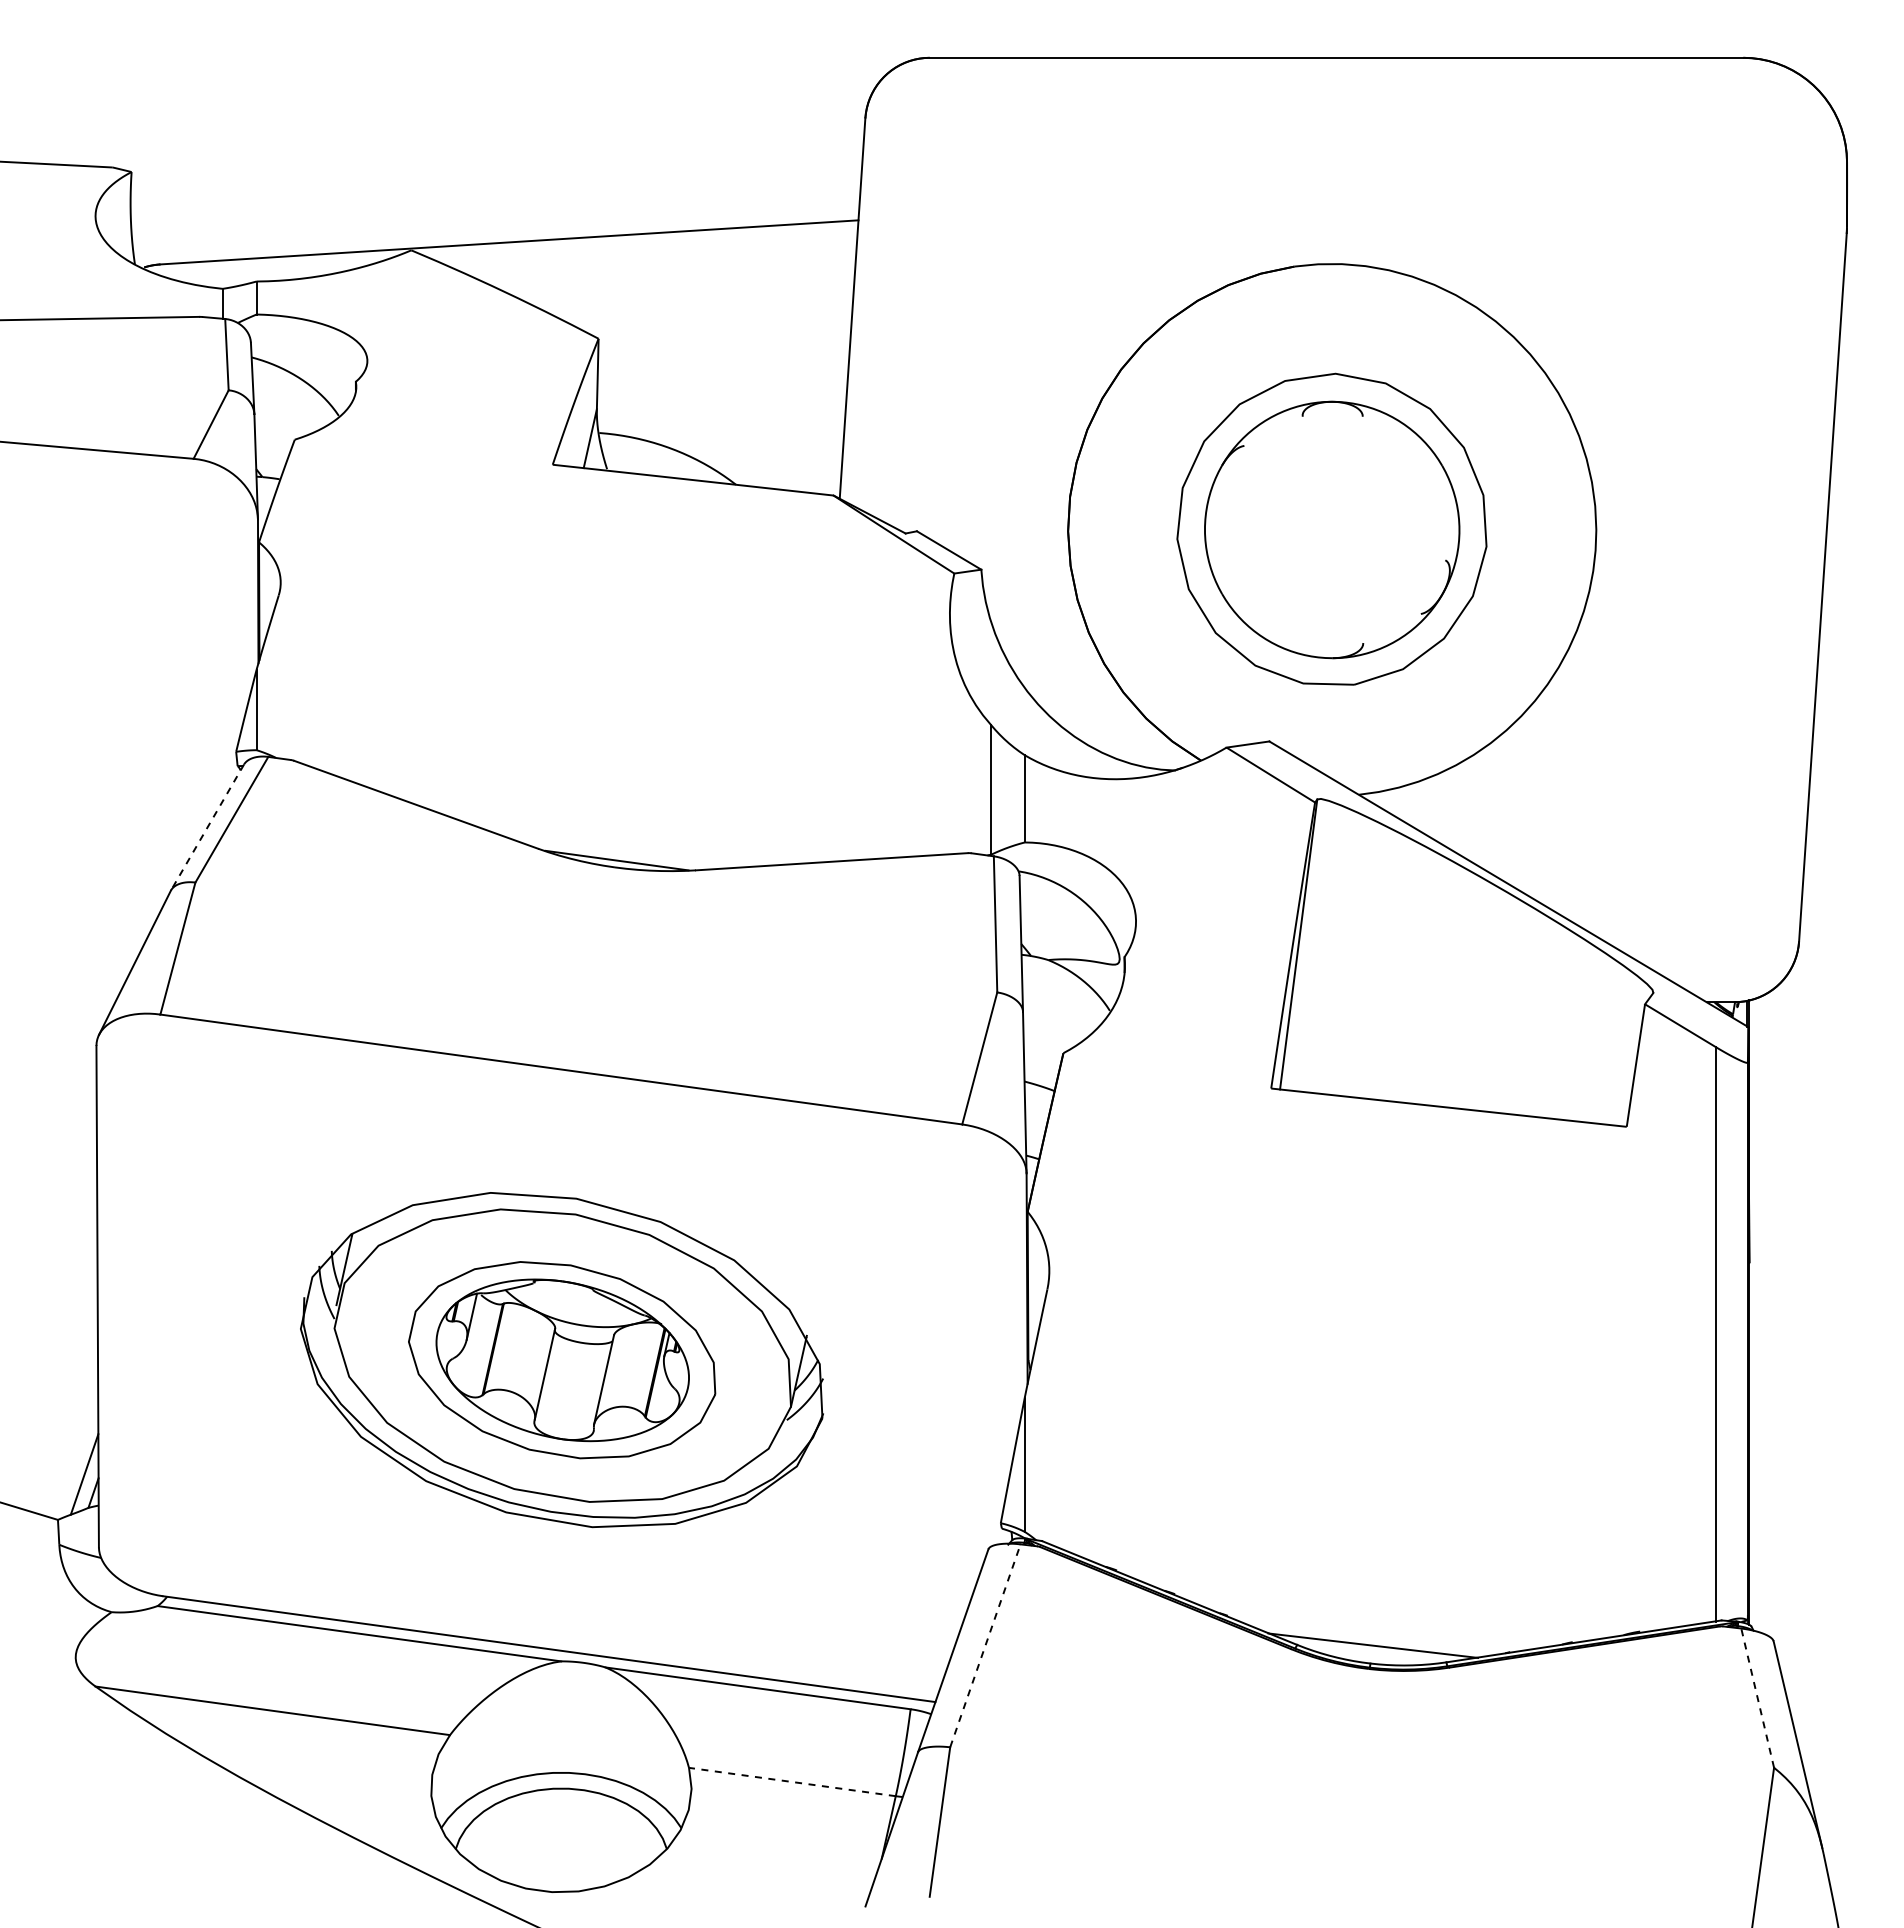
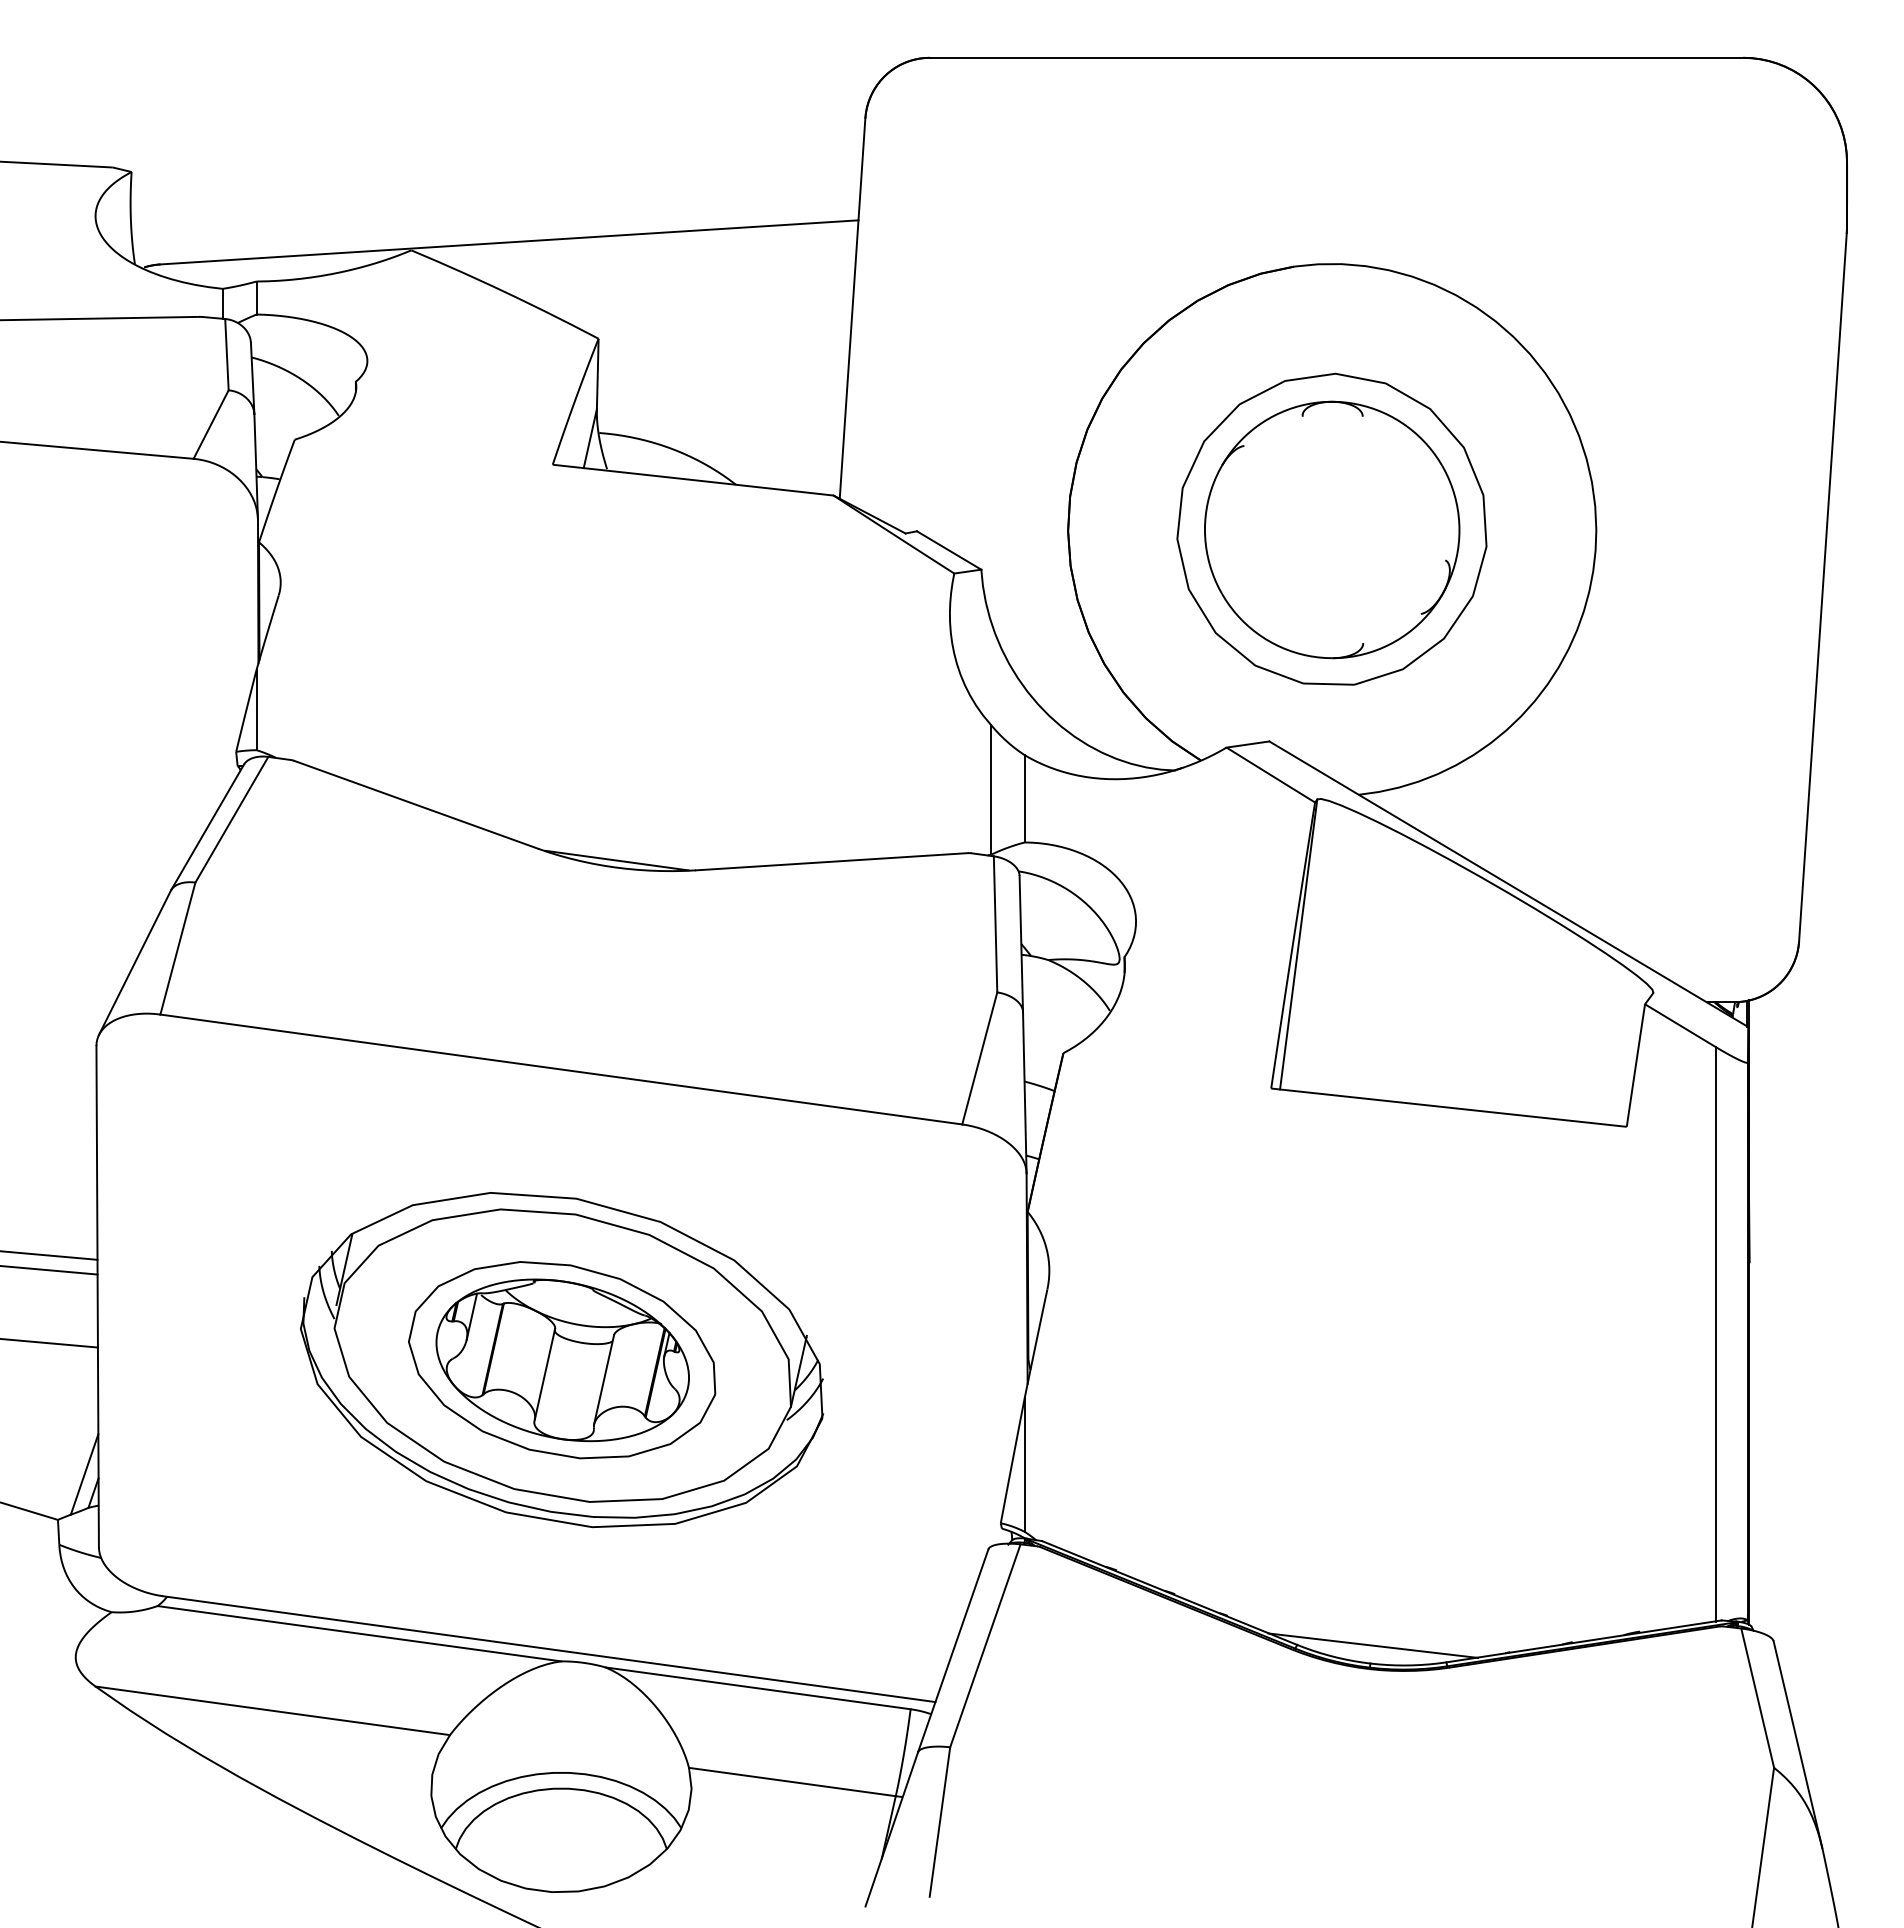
line: dashed -> solid (207, 827)
line: none -> present (49, 1255)
line: none -> present (49, 1270)
line: none -> present (49, 1343)
line: dashed -> solid (985, 1645)
line: dashed -> solid (1757, 1698)
line: dashed -> solid (791, 1781)
